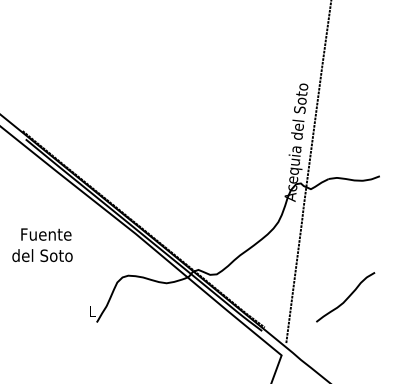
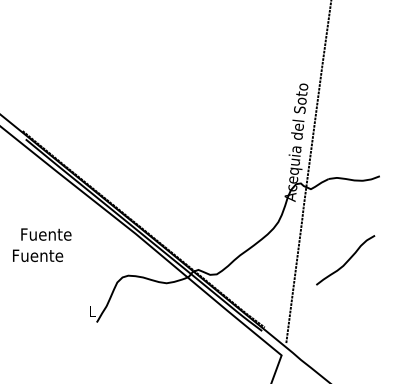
text: del Soto -> Fuente (42, 255)
curve position: (346, 298) -> (346, 261) (346, 261)
